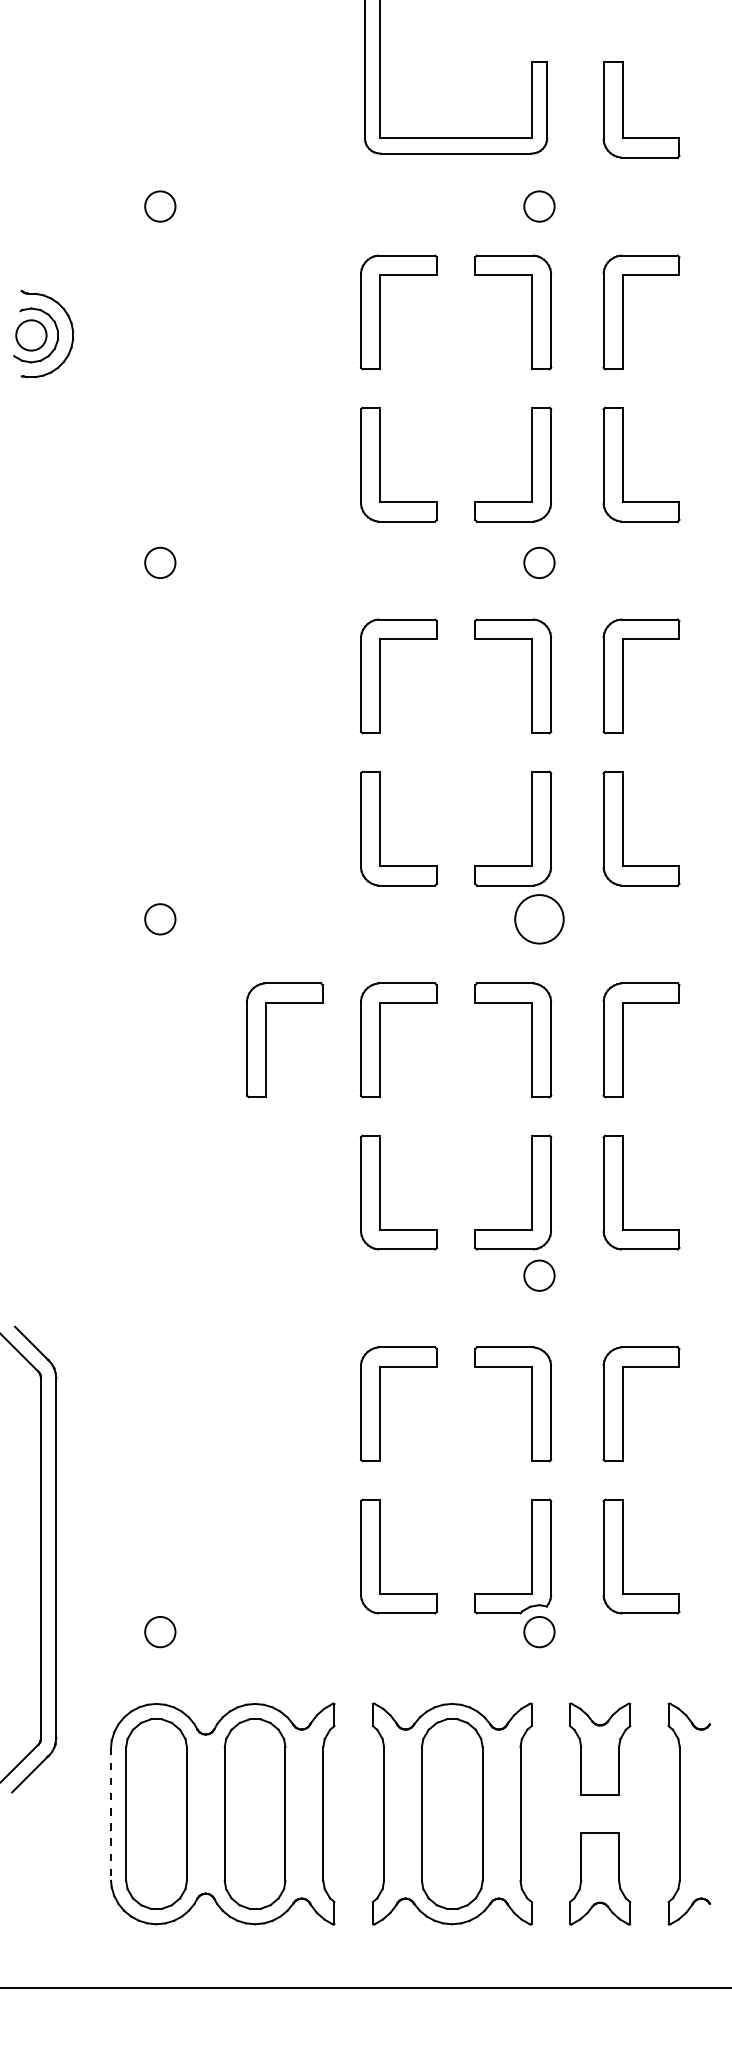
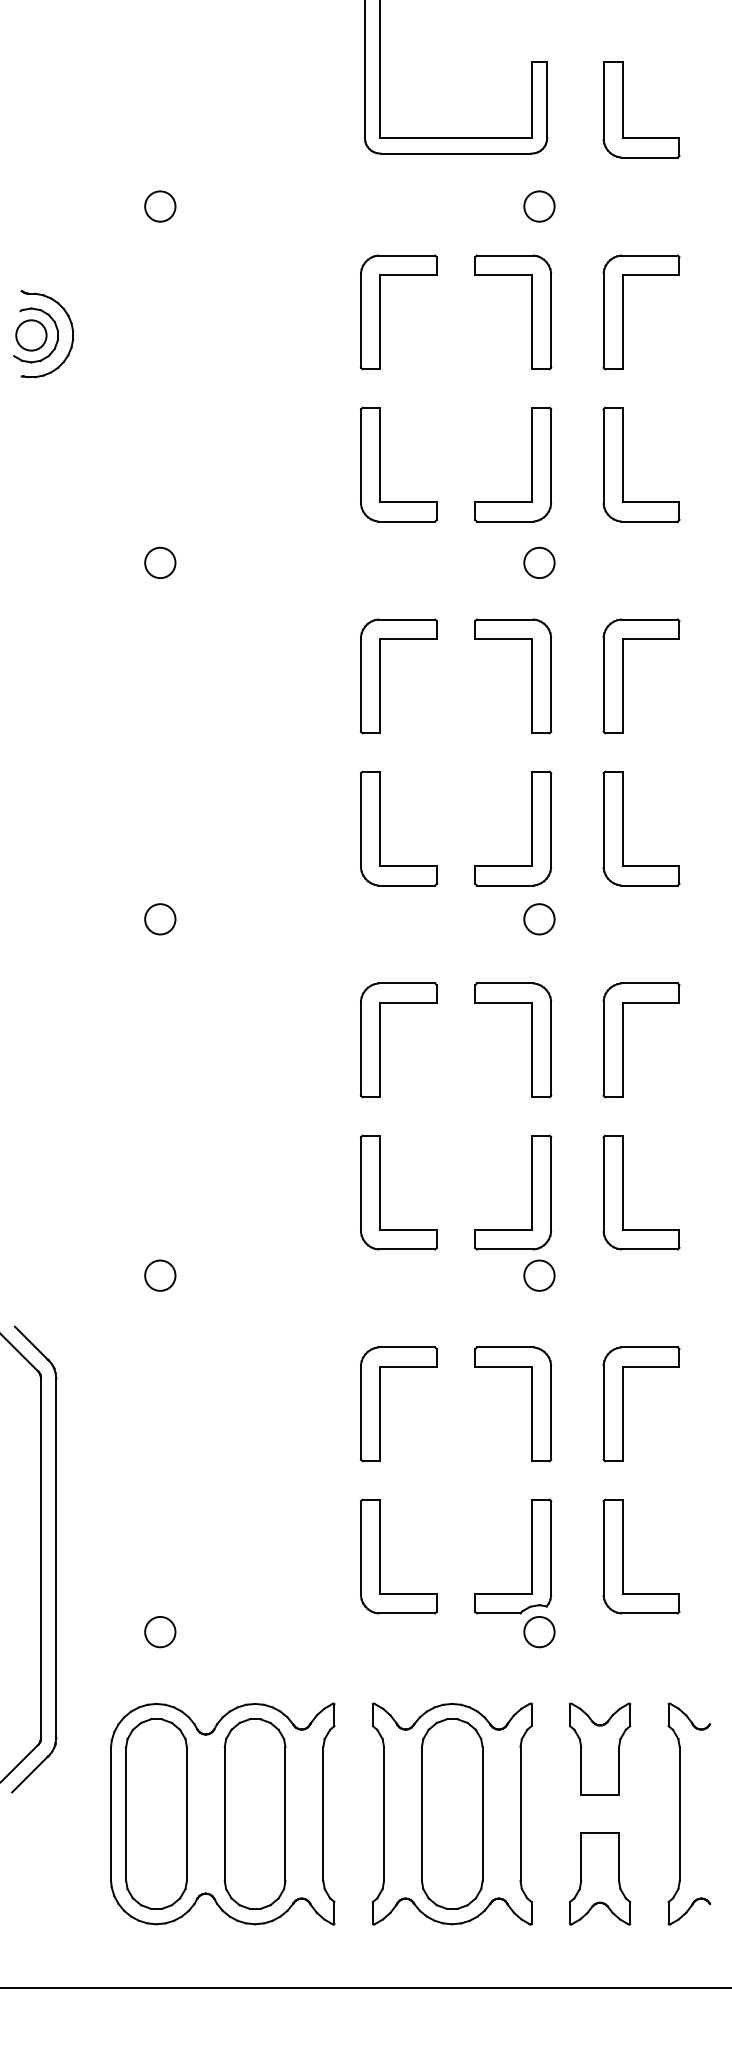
circle diameter: 49 px -> 30 px (539, 919)
part: present -> none (266, 1040)
circle: none -> present (160, 1275)
line: dashed -> solid (111, 1814)
